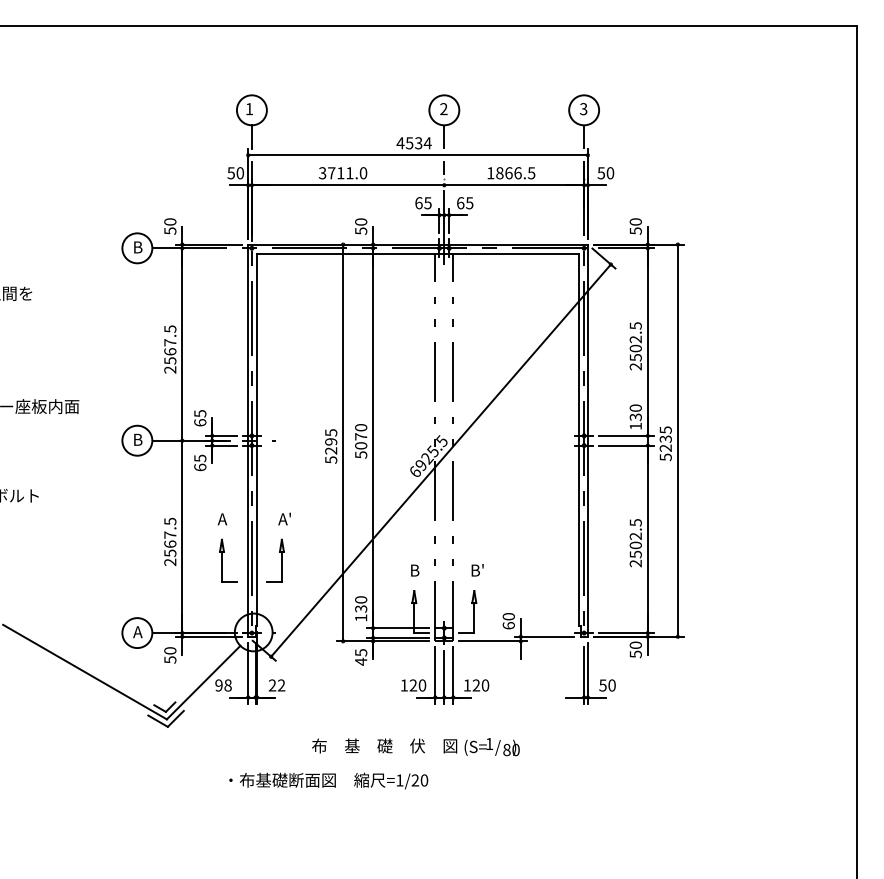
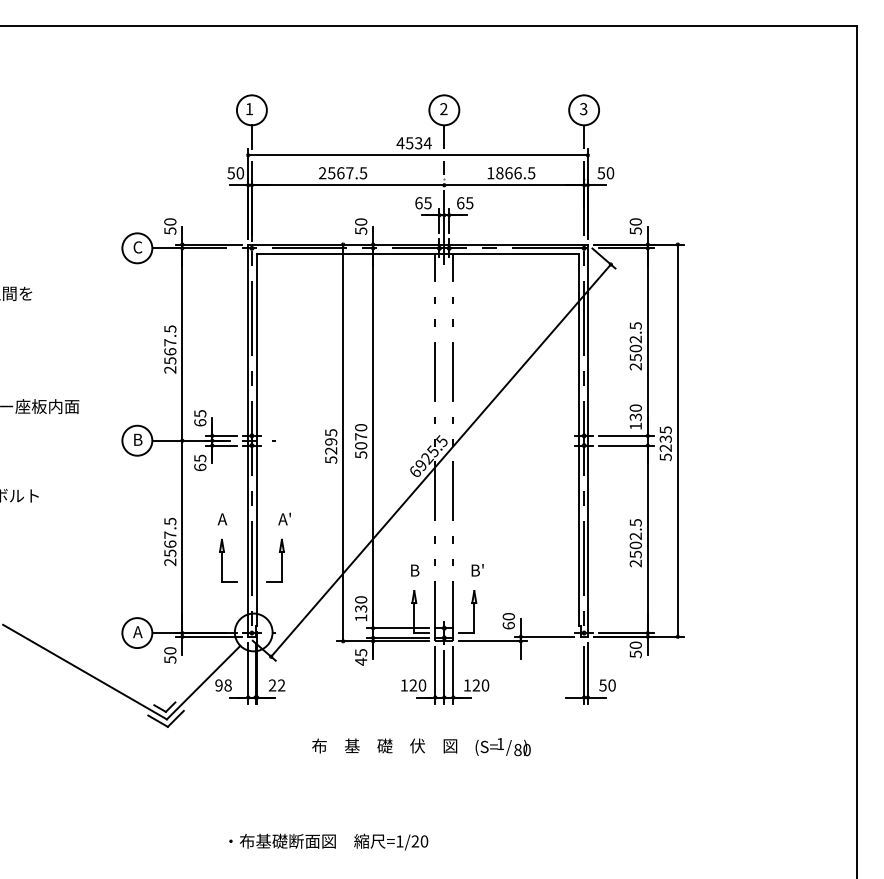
text: 3711.0 -> 2567.5 (342, 173)
text: B -> C (137, 247)
text position: (491, 747) -> (502, 747) (502, 747)
text position: (328, 780) -> (328, 841) (328, 841)
